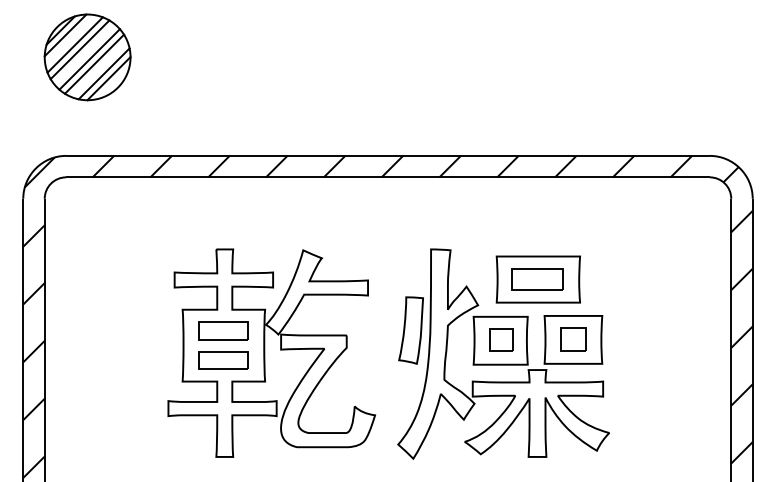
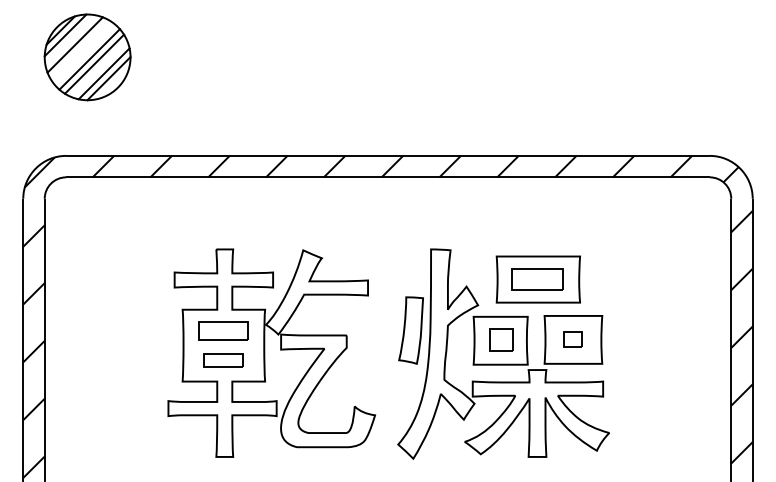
line: present -> none (79, 49)
part size: 27x25 px -> 20x17 px (572, 339)
part size: 51x19 px -> 41x15 px (223, 360)
